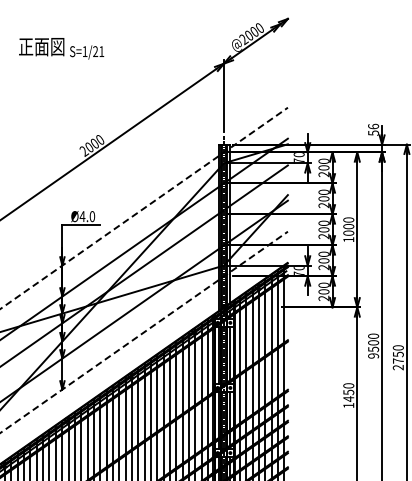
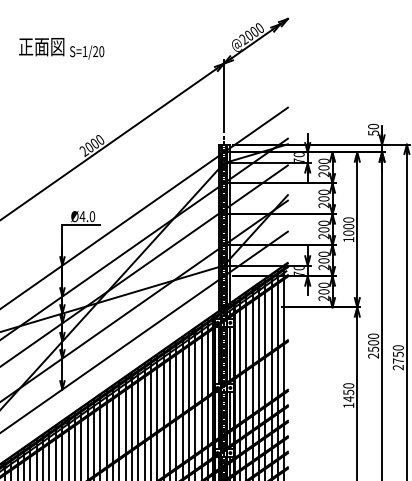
text: S=1/21 -> S=1/20 (101, 51)
text: 56 -> 50 (373, 126)
line: dashed -> solid (144, 207)
line: dashed -> solid (144, 331)
text: 9500 -> 2500 (373, 355)
